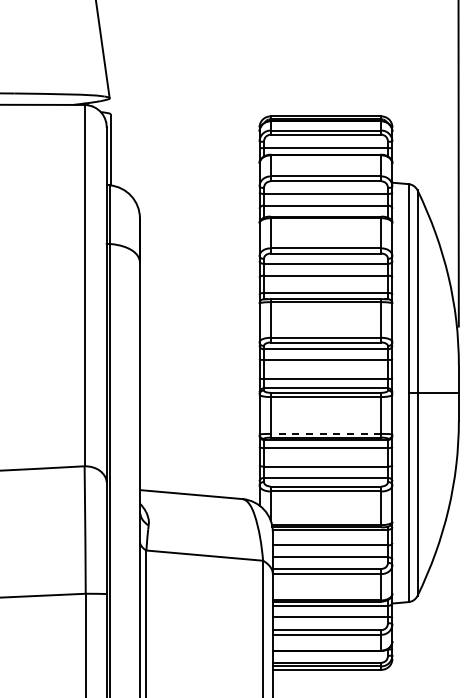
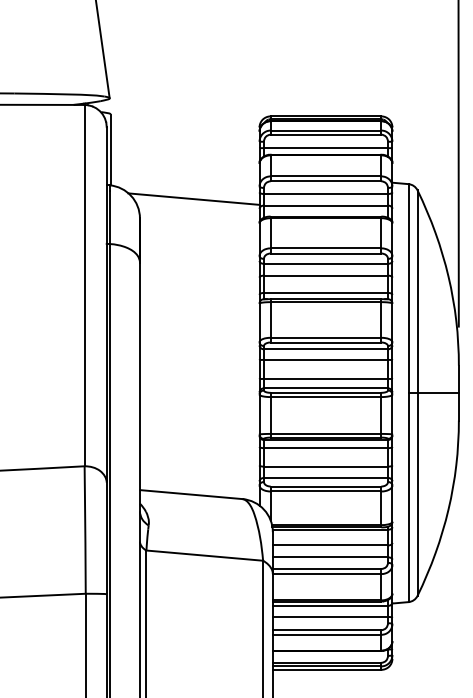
line: none -> present (193, 198)
line: dashed -> solid (325, 433)
